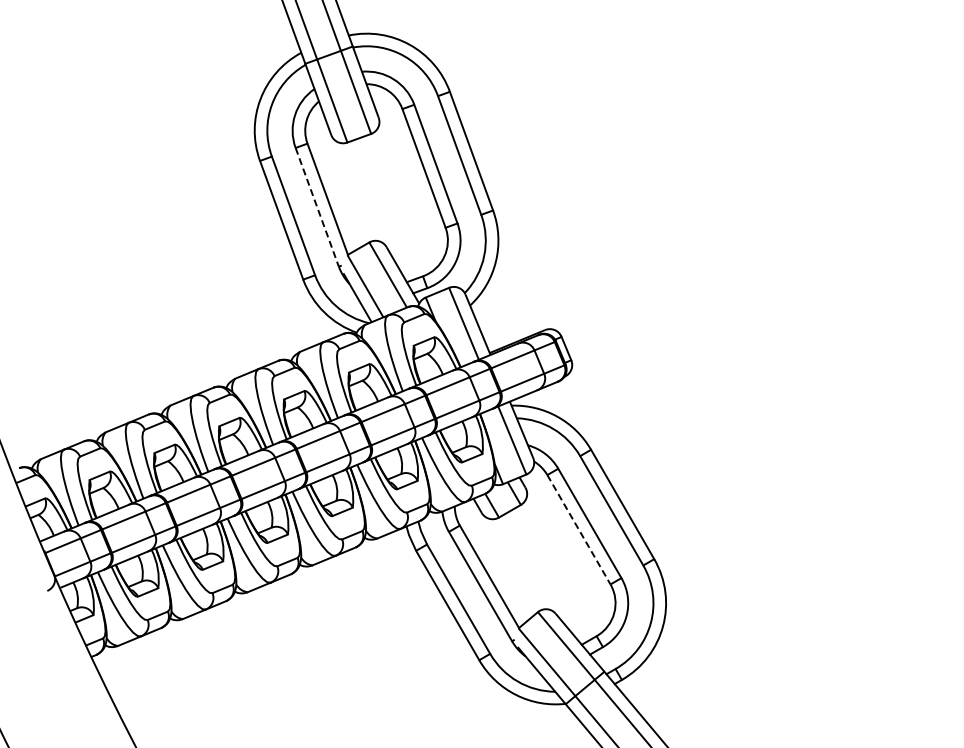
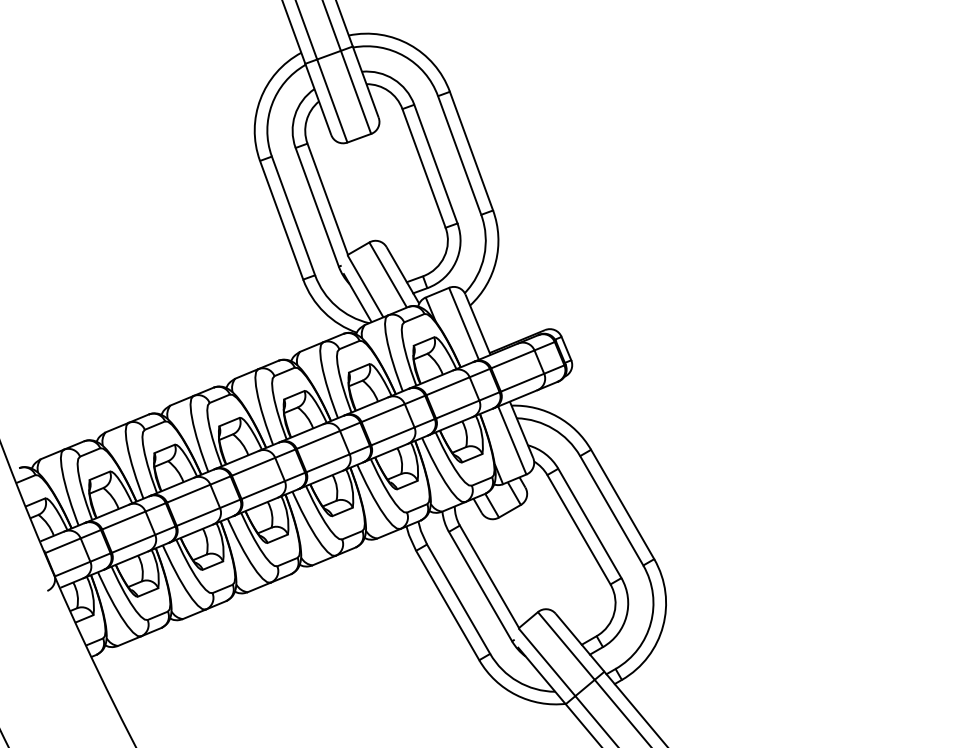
line: dashed -> solid (317, 207)
line: dashed -> solid (579, 530)
